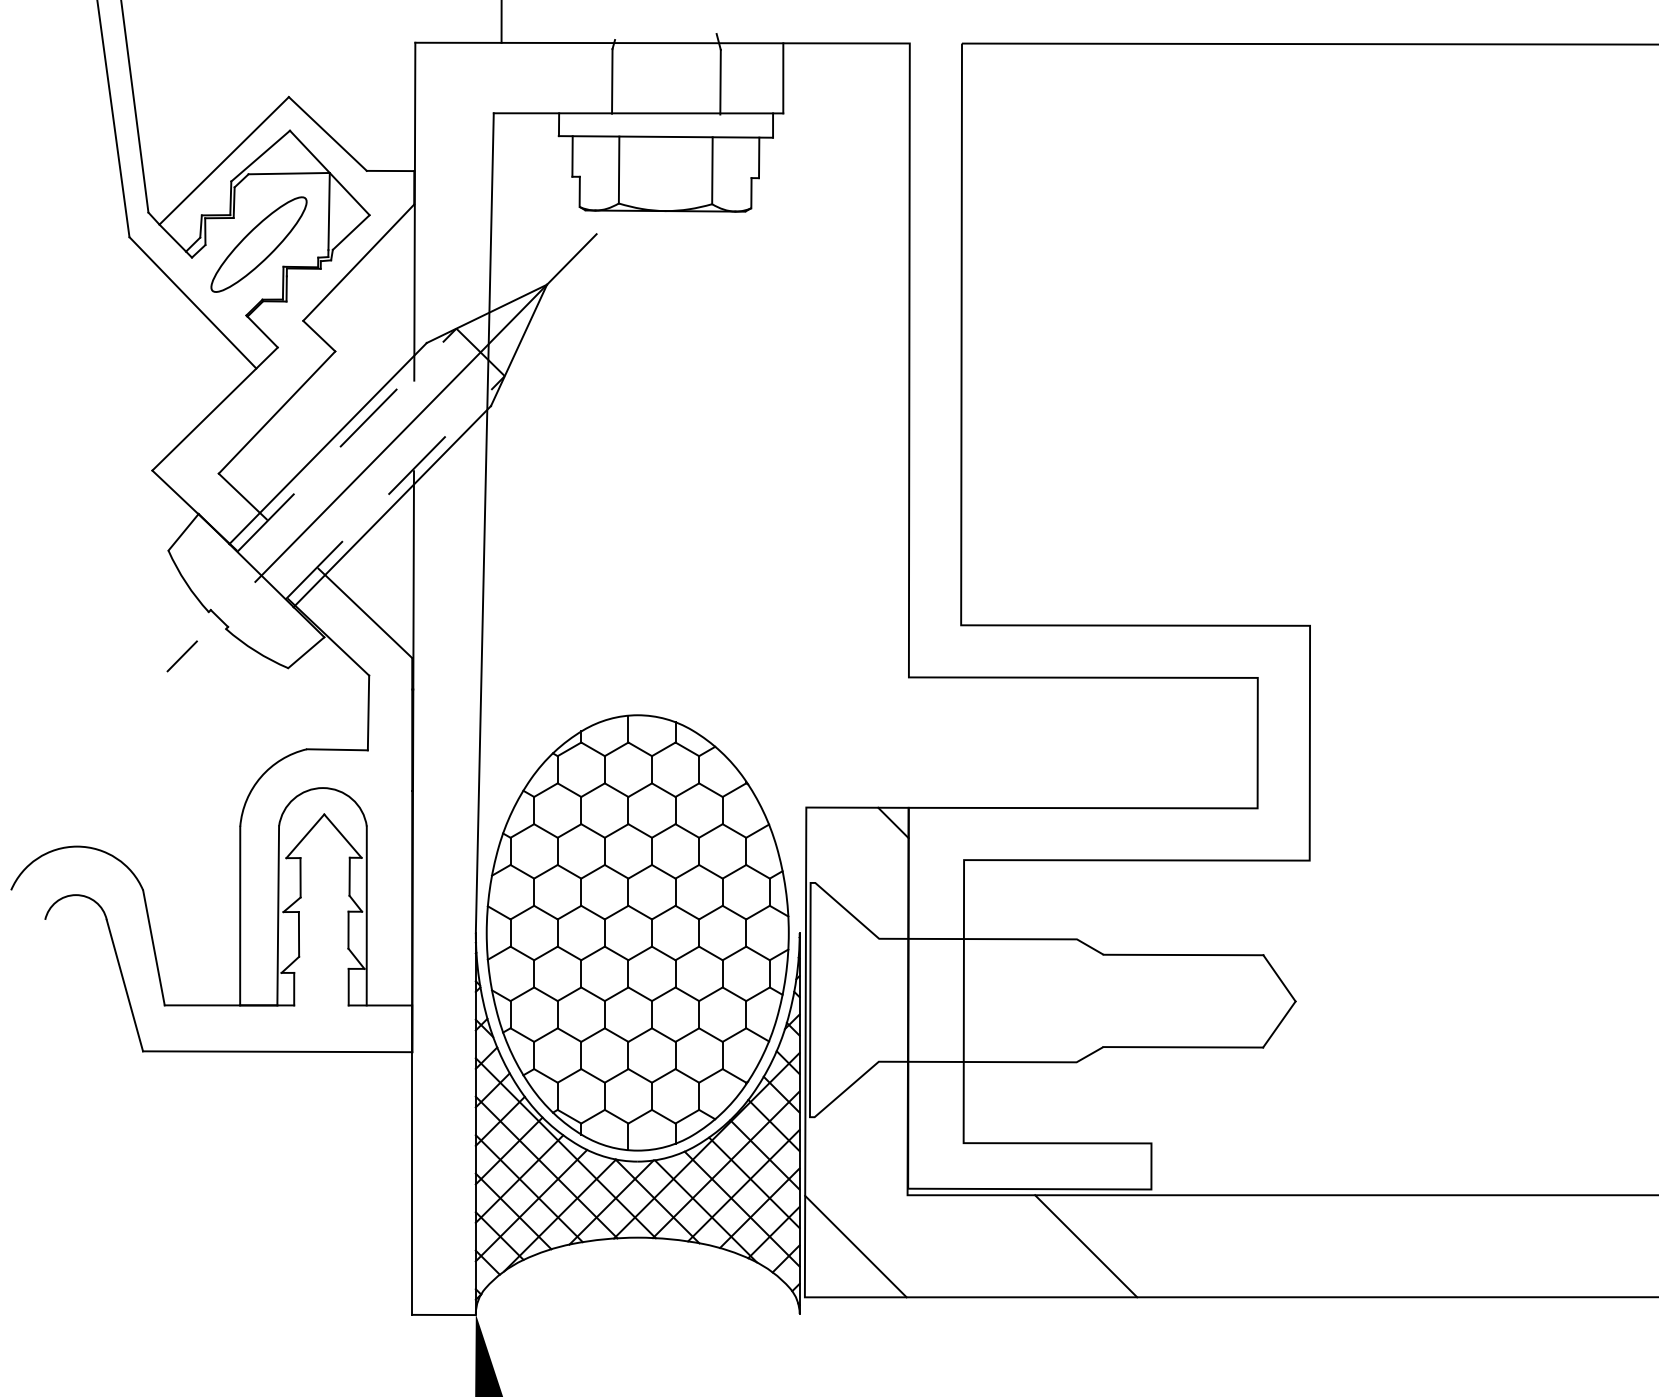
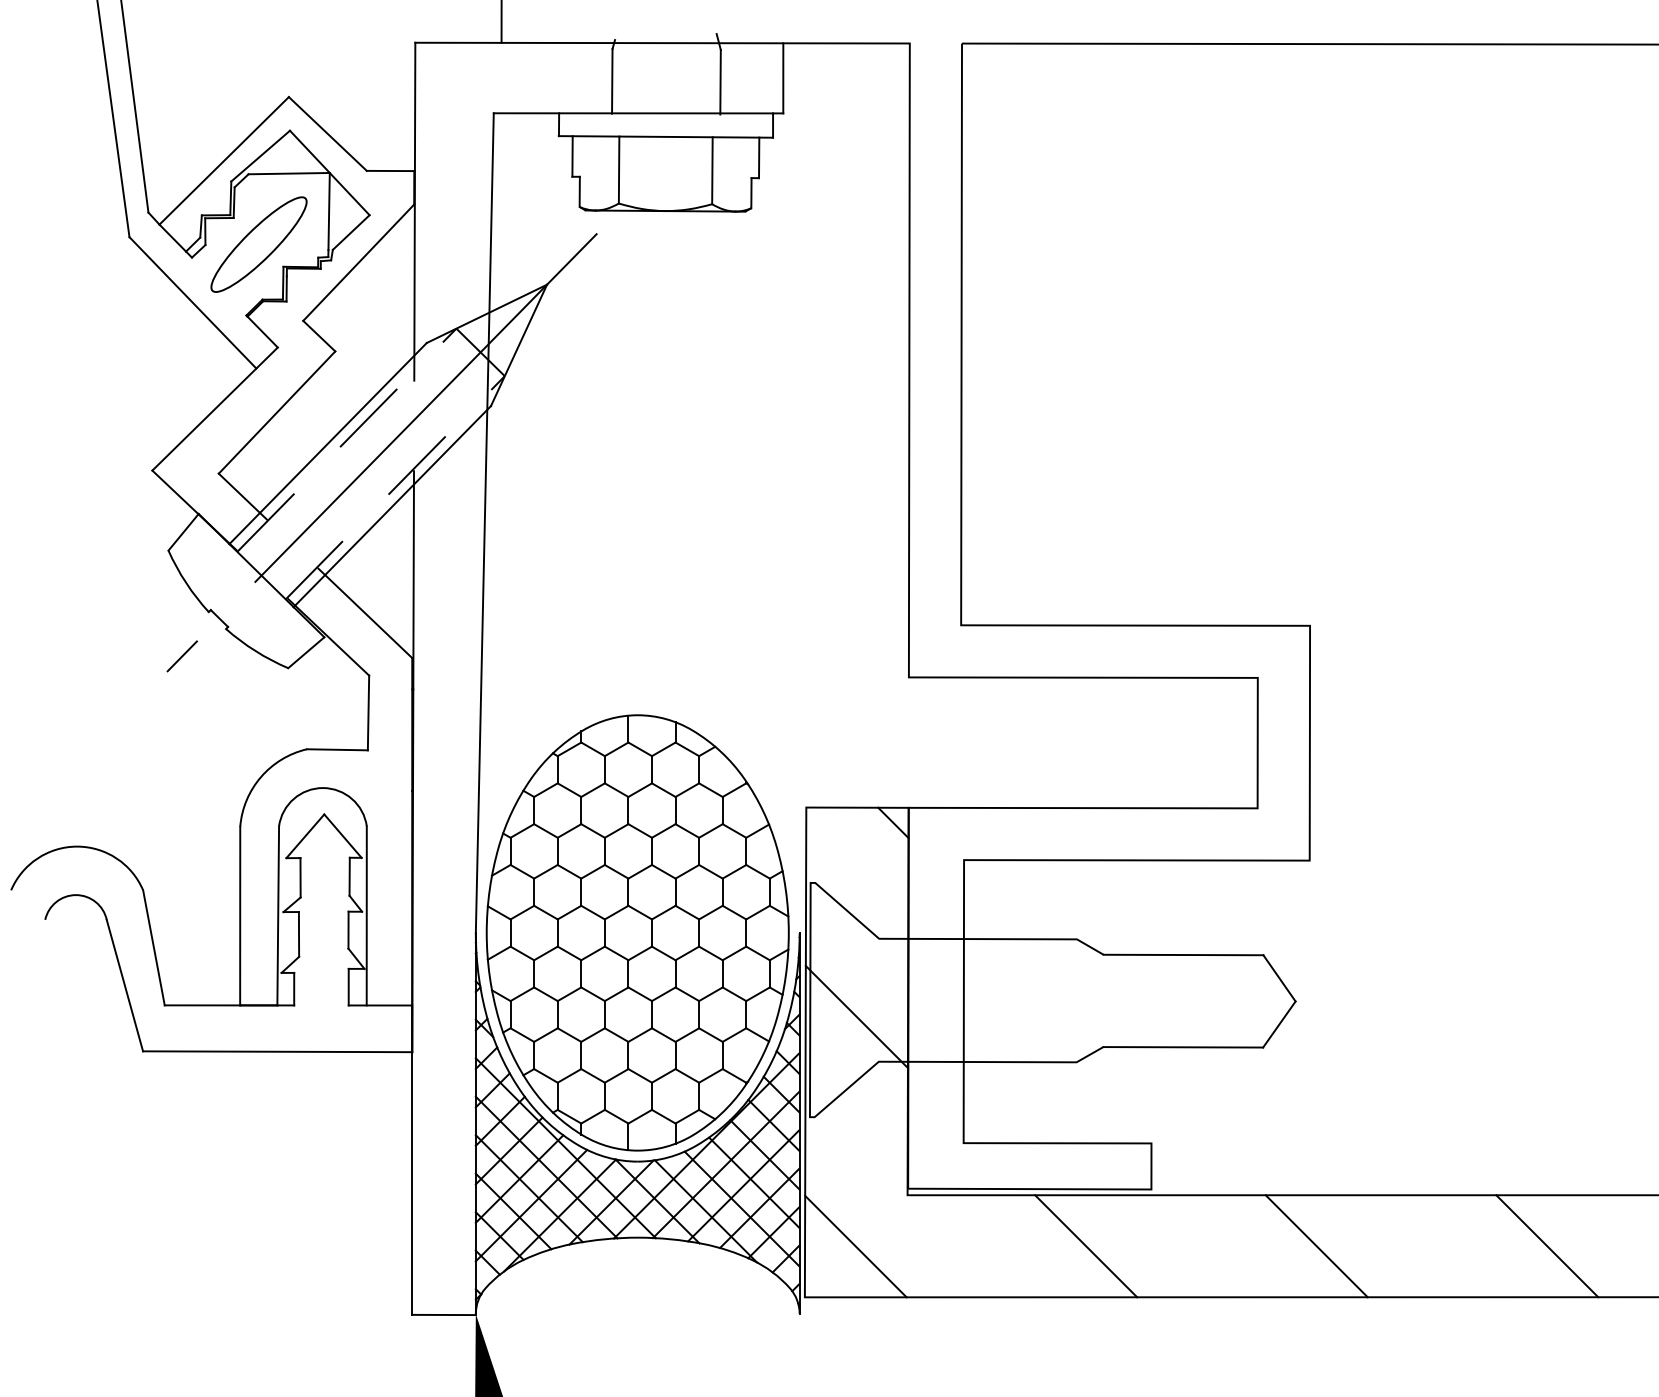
line: none -> present (856, 1016)
line: none -> present (1316, 1246)
line: none -> present (1547, 1246)
